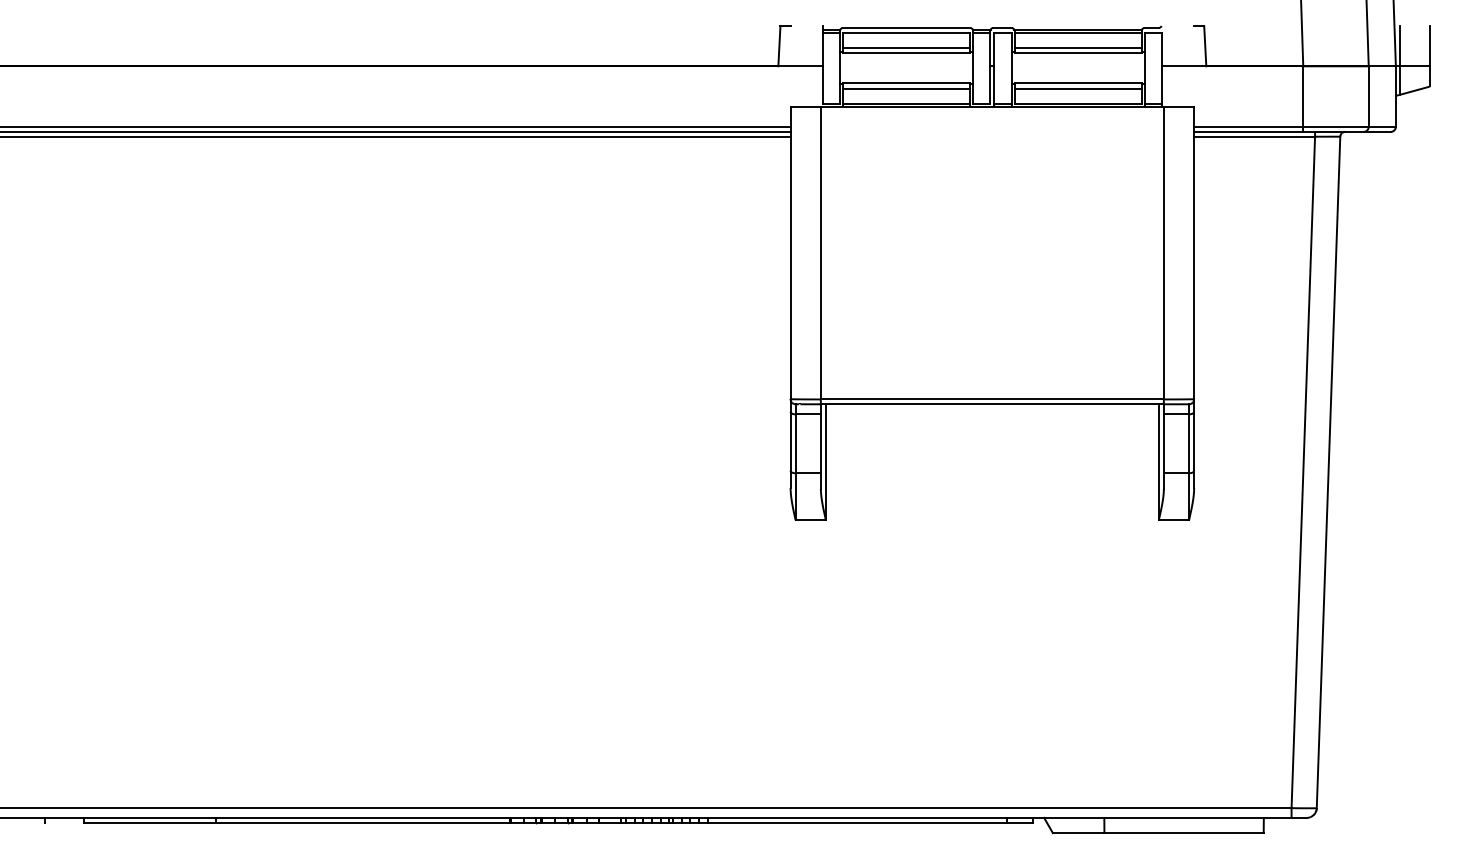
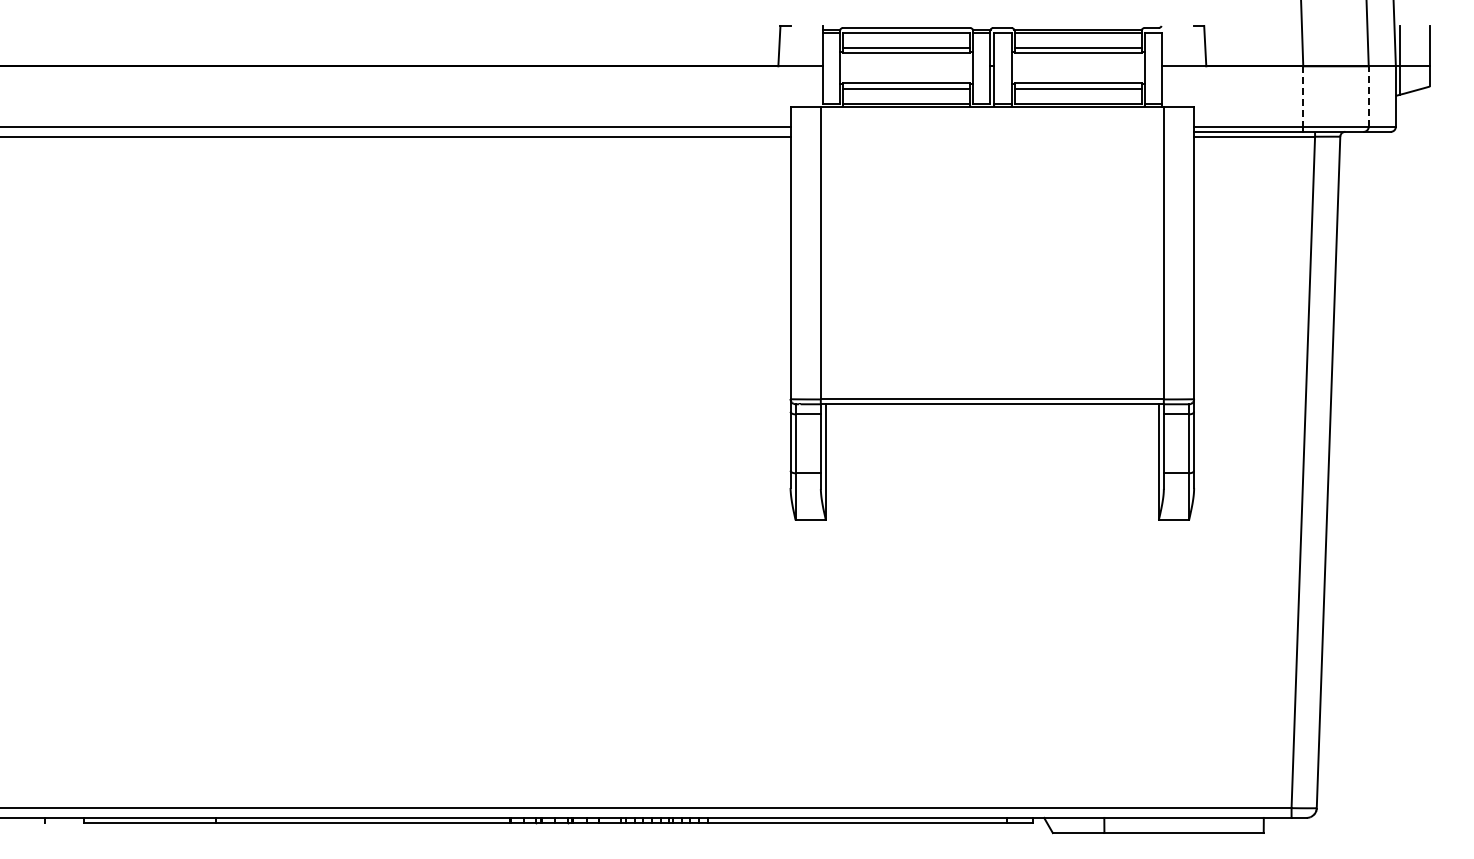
line: solid -> dashed (1368, 96)
line: solid -> dashed (1303, 97)
line: present -> none (396, 131)
